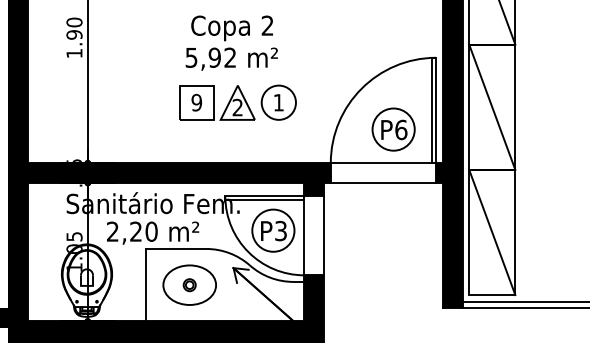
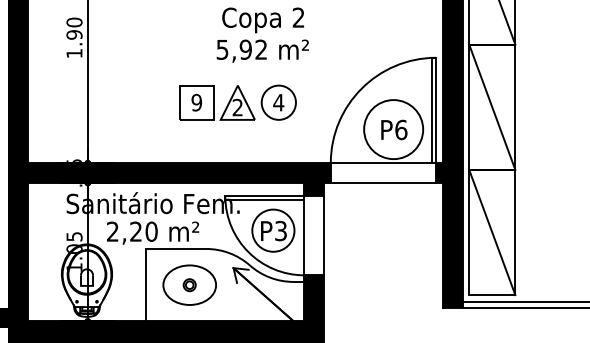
text position: (231, 42) -> (262, 34) (262, 34)
text: 1 -> 4 (278, 102)
circle diameter: 42 px -> 59 px (393, 129)
